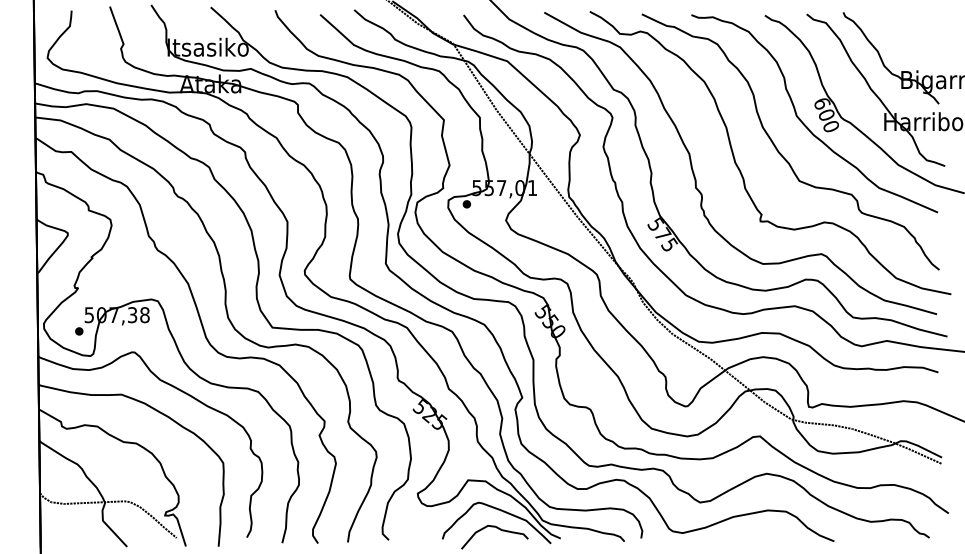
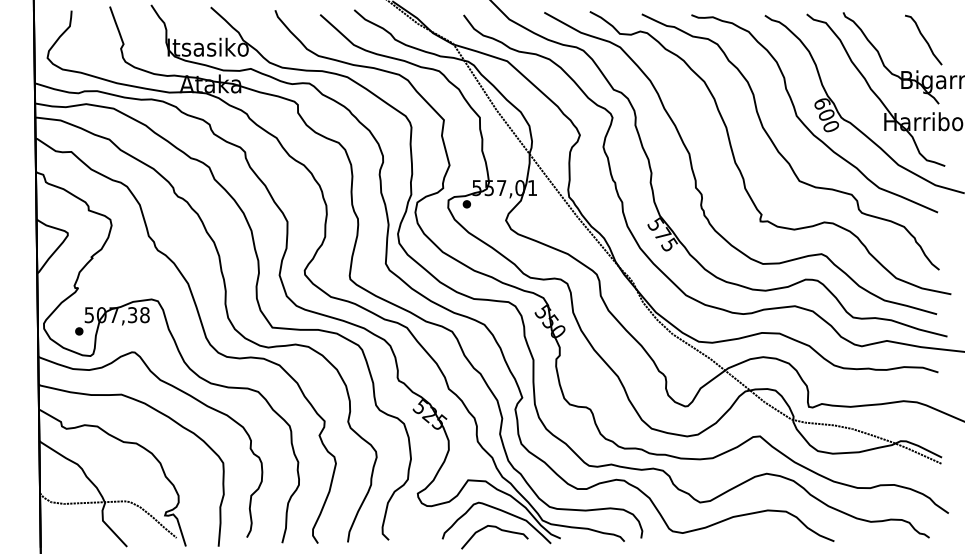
curve: none -> present (923, 39)
